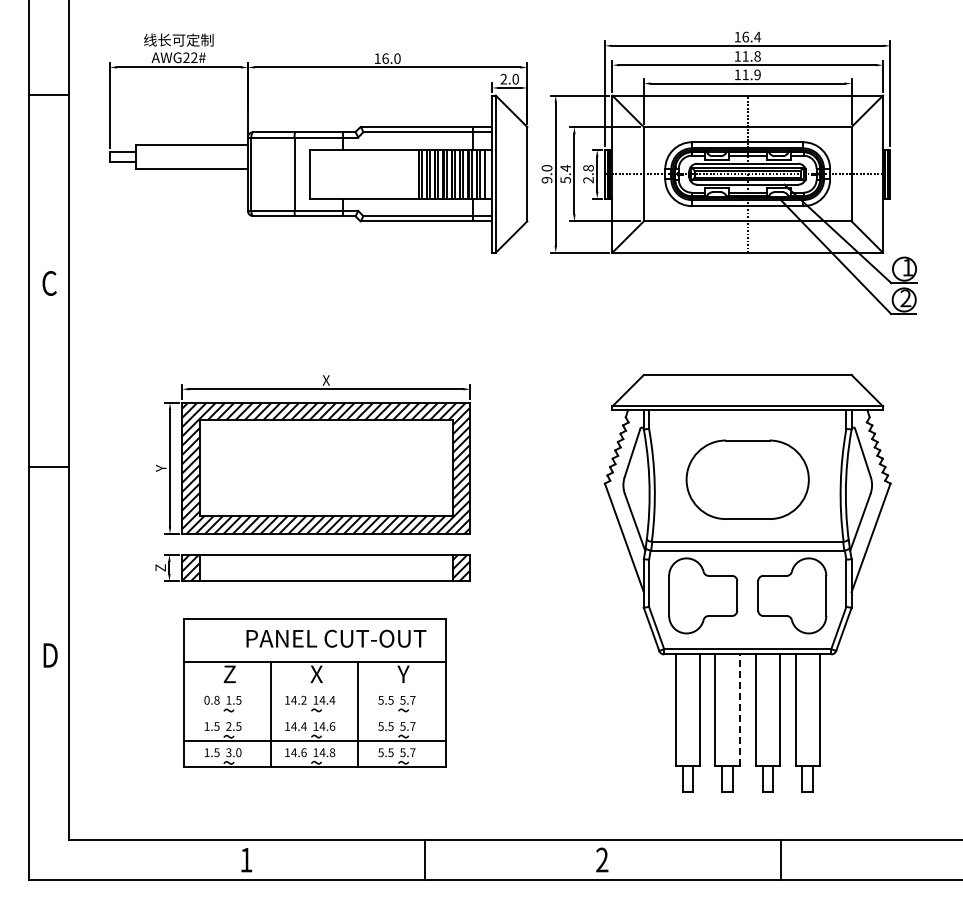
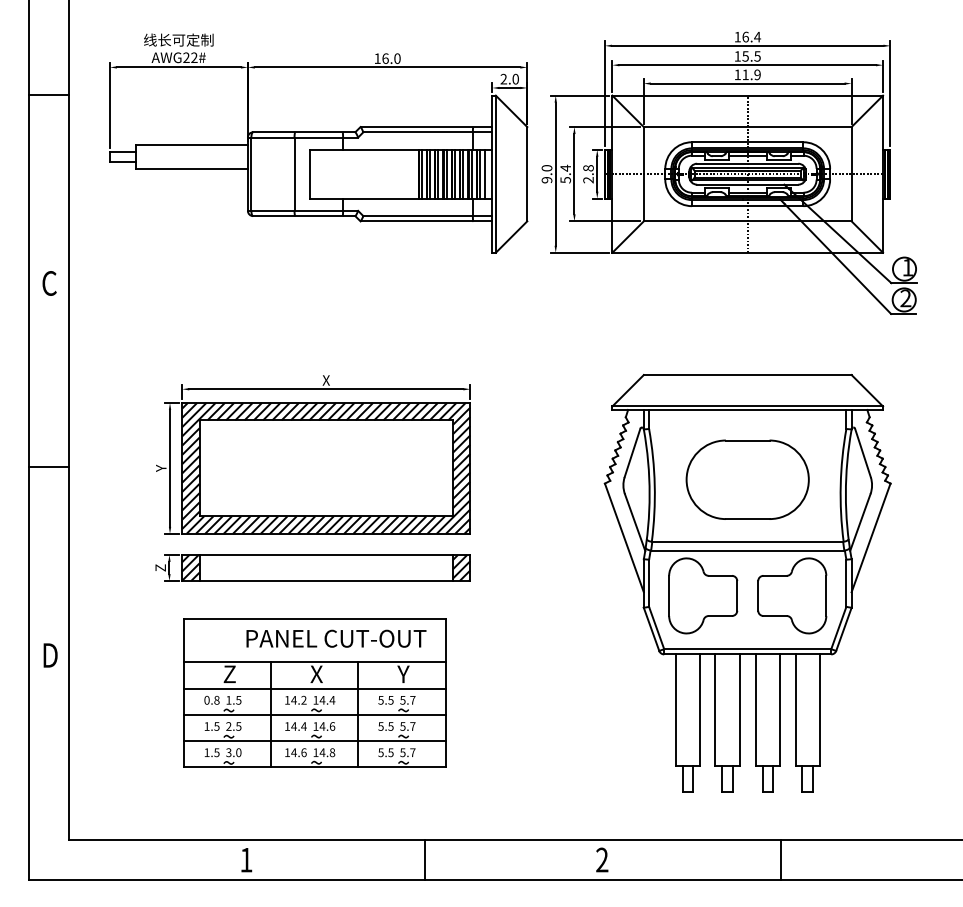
text: 11.8 -> 15.5 (751, 56)
line: none -> present (314, 688)
line: dashed -> solid (739, 710)
line: none -> present (314, 714)
